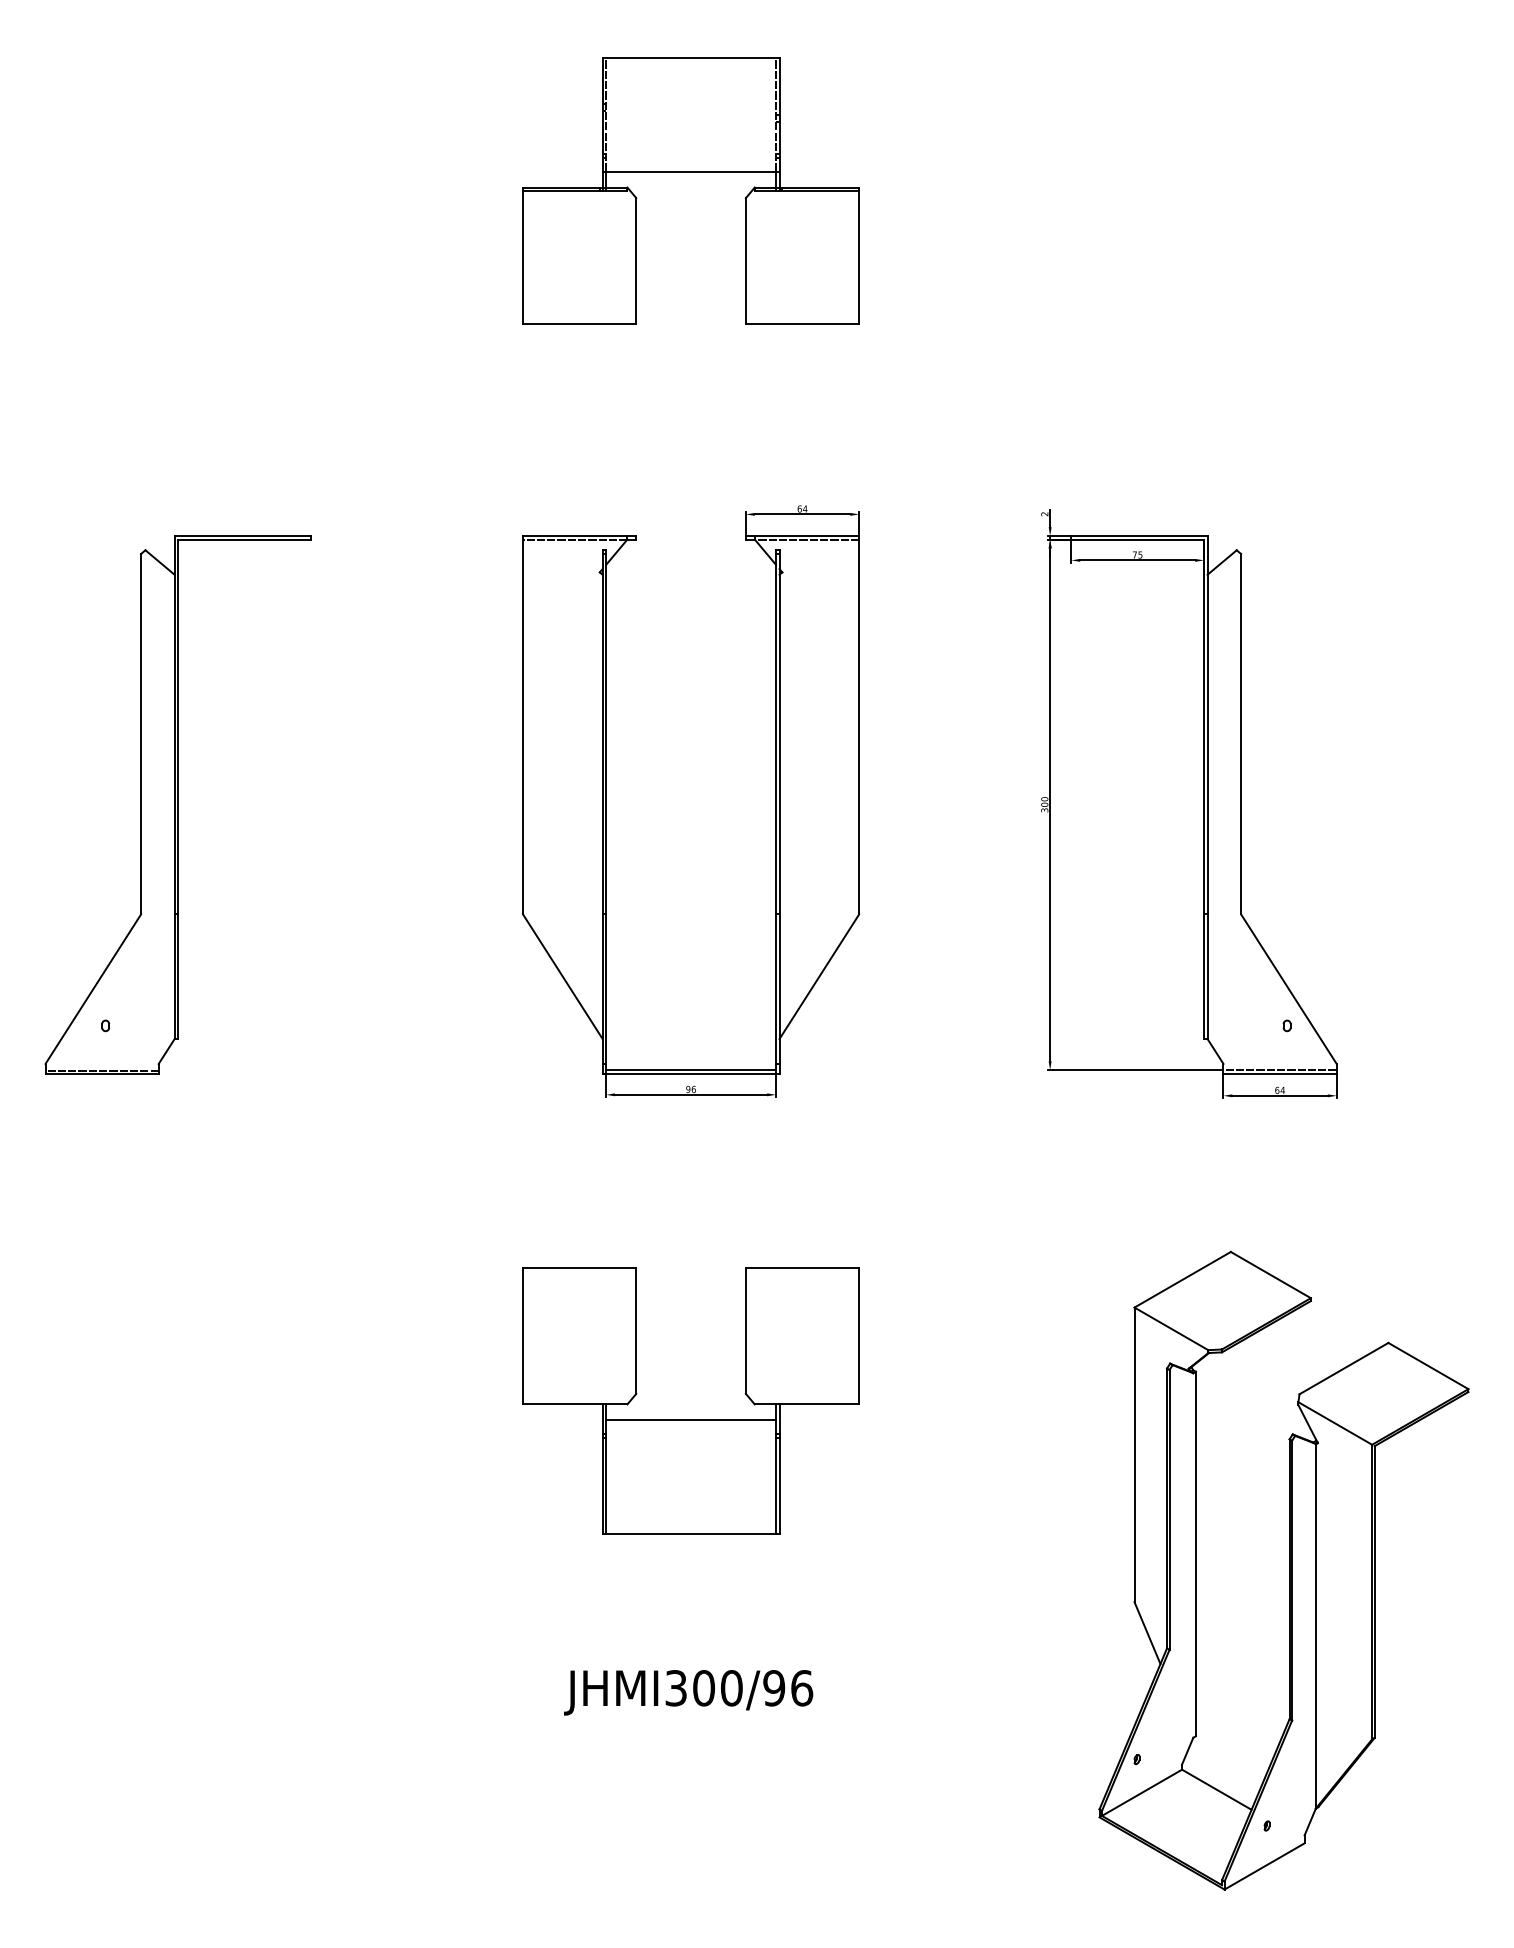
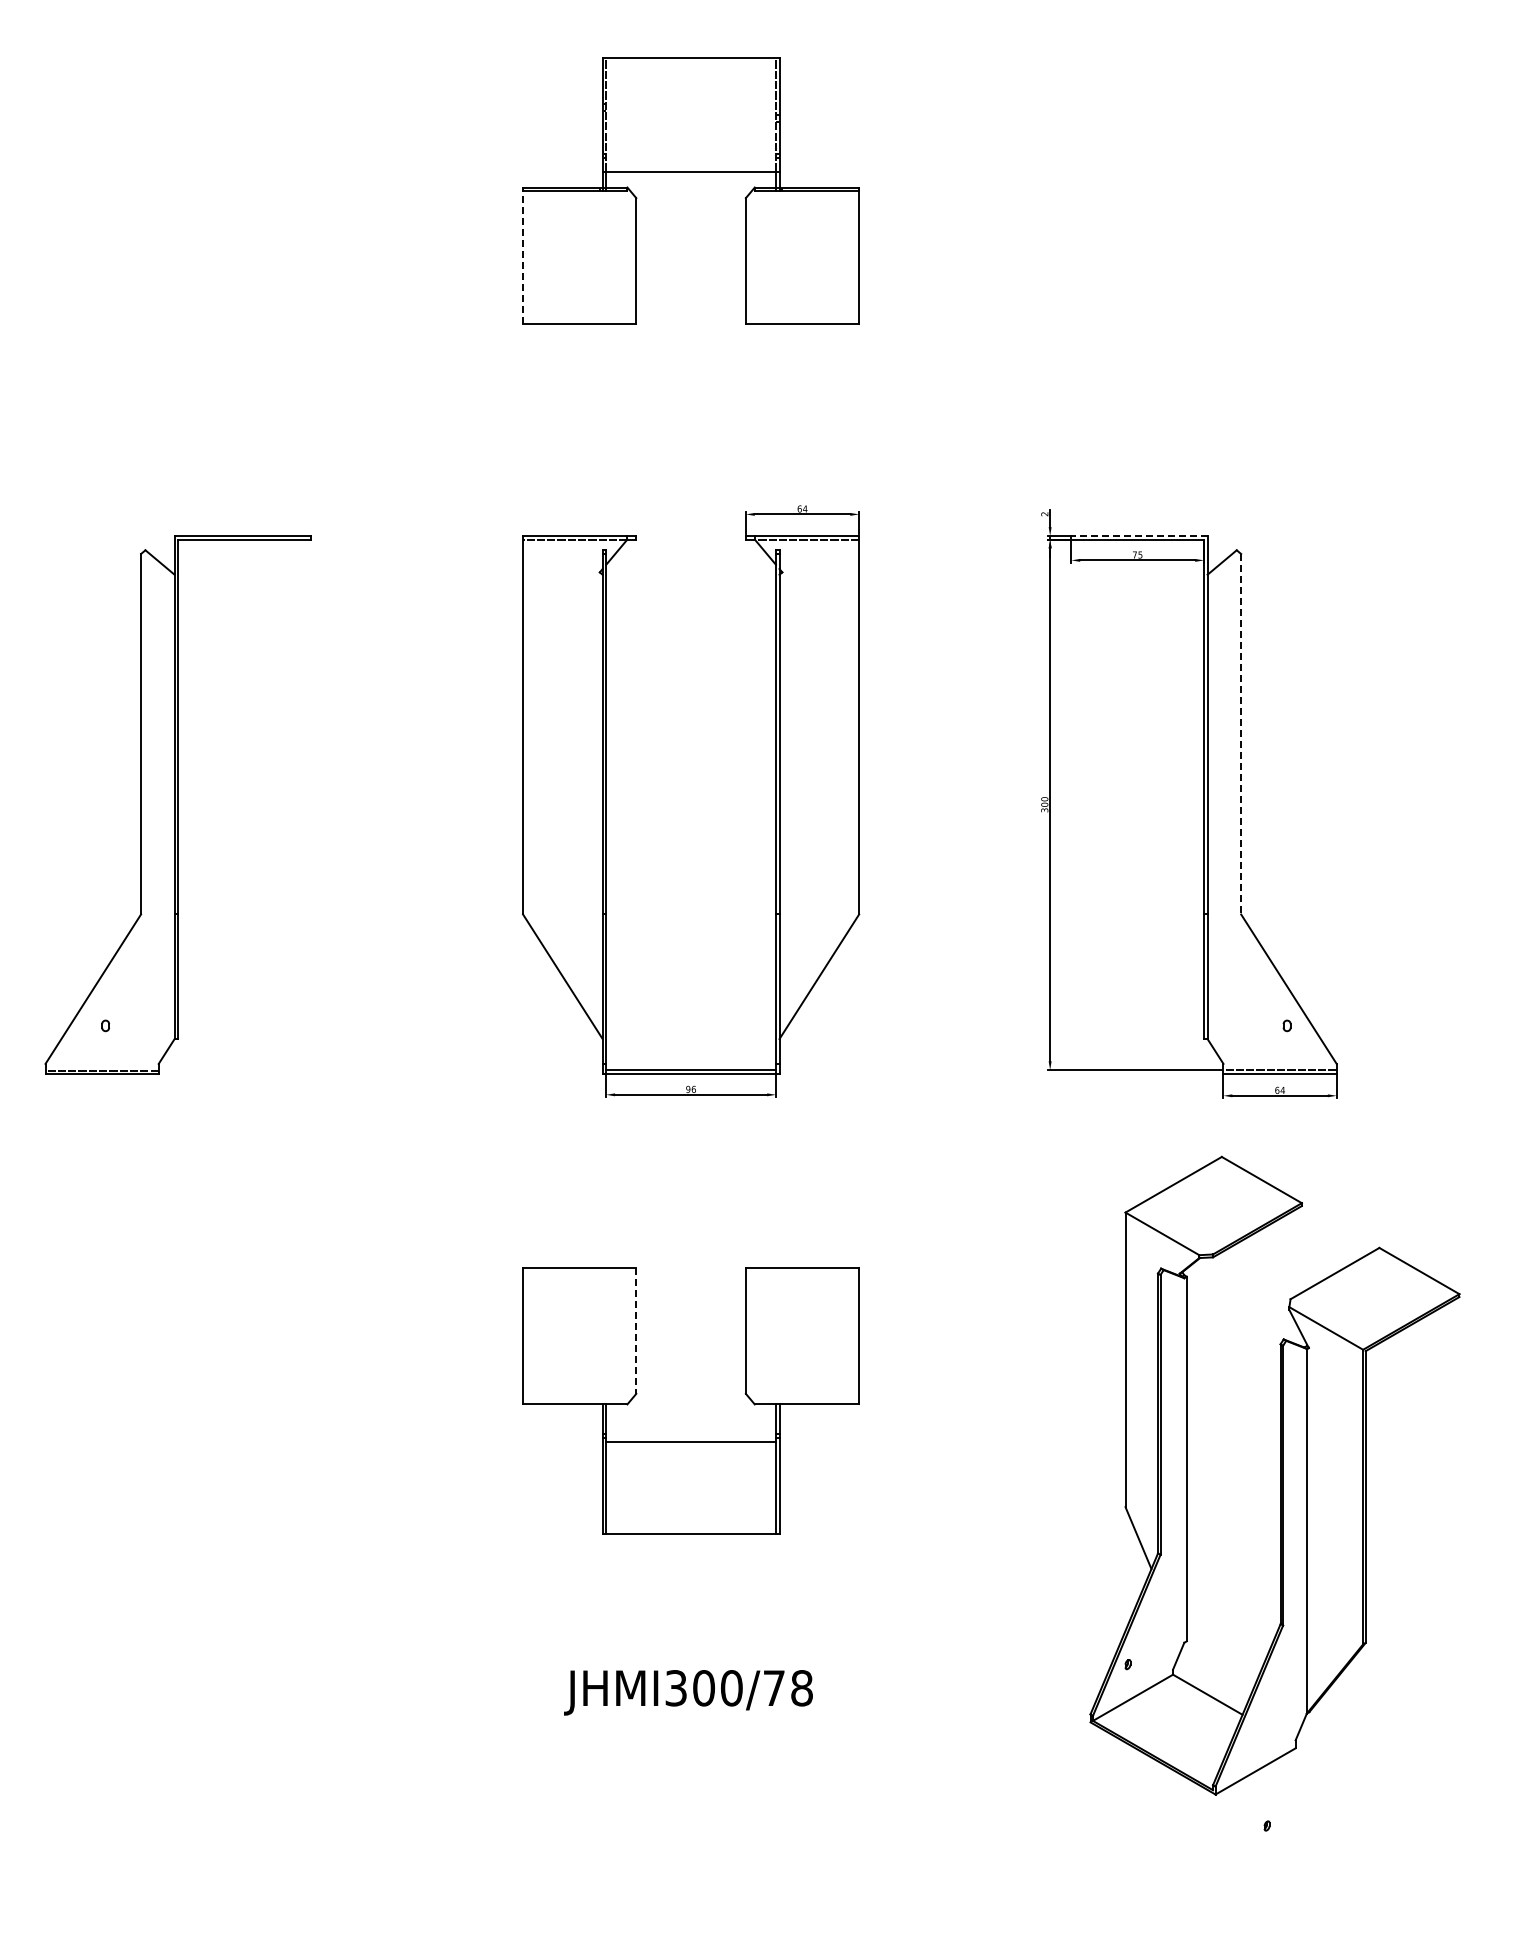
line: solid -> dashed (523, 256)
line: solid -> dashed (1138, 535)
line: solid -> dashed (1241, 734)
line: solid -> dashed (636, 1331)
line position: (691, 1420) -> (691, 1442) (691, 1442)
part position: (1283, 1570) -> (1274, 1475) (1274, 1475)
text: JHMI300/96 -> JHMI300/78 (788, 1688)
